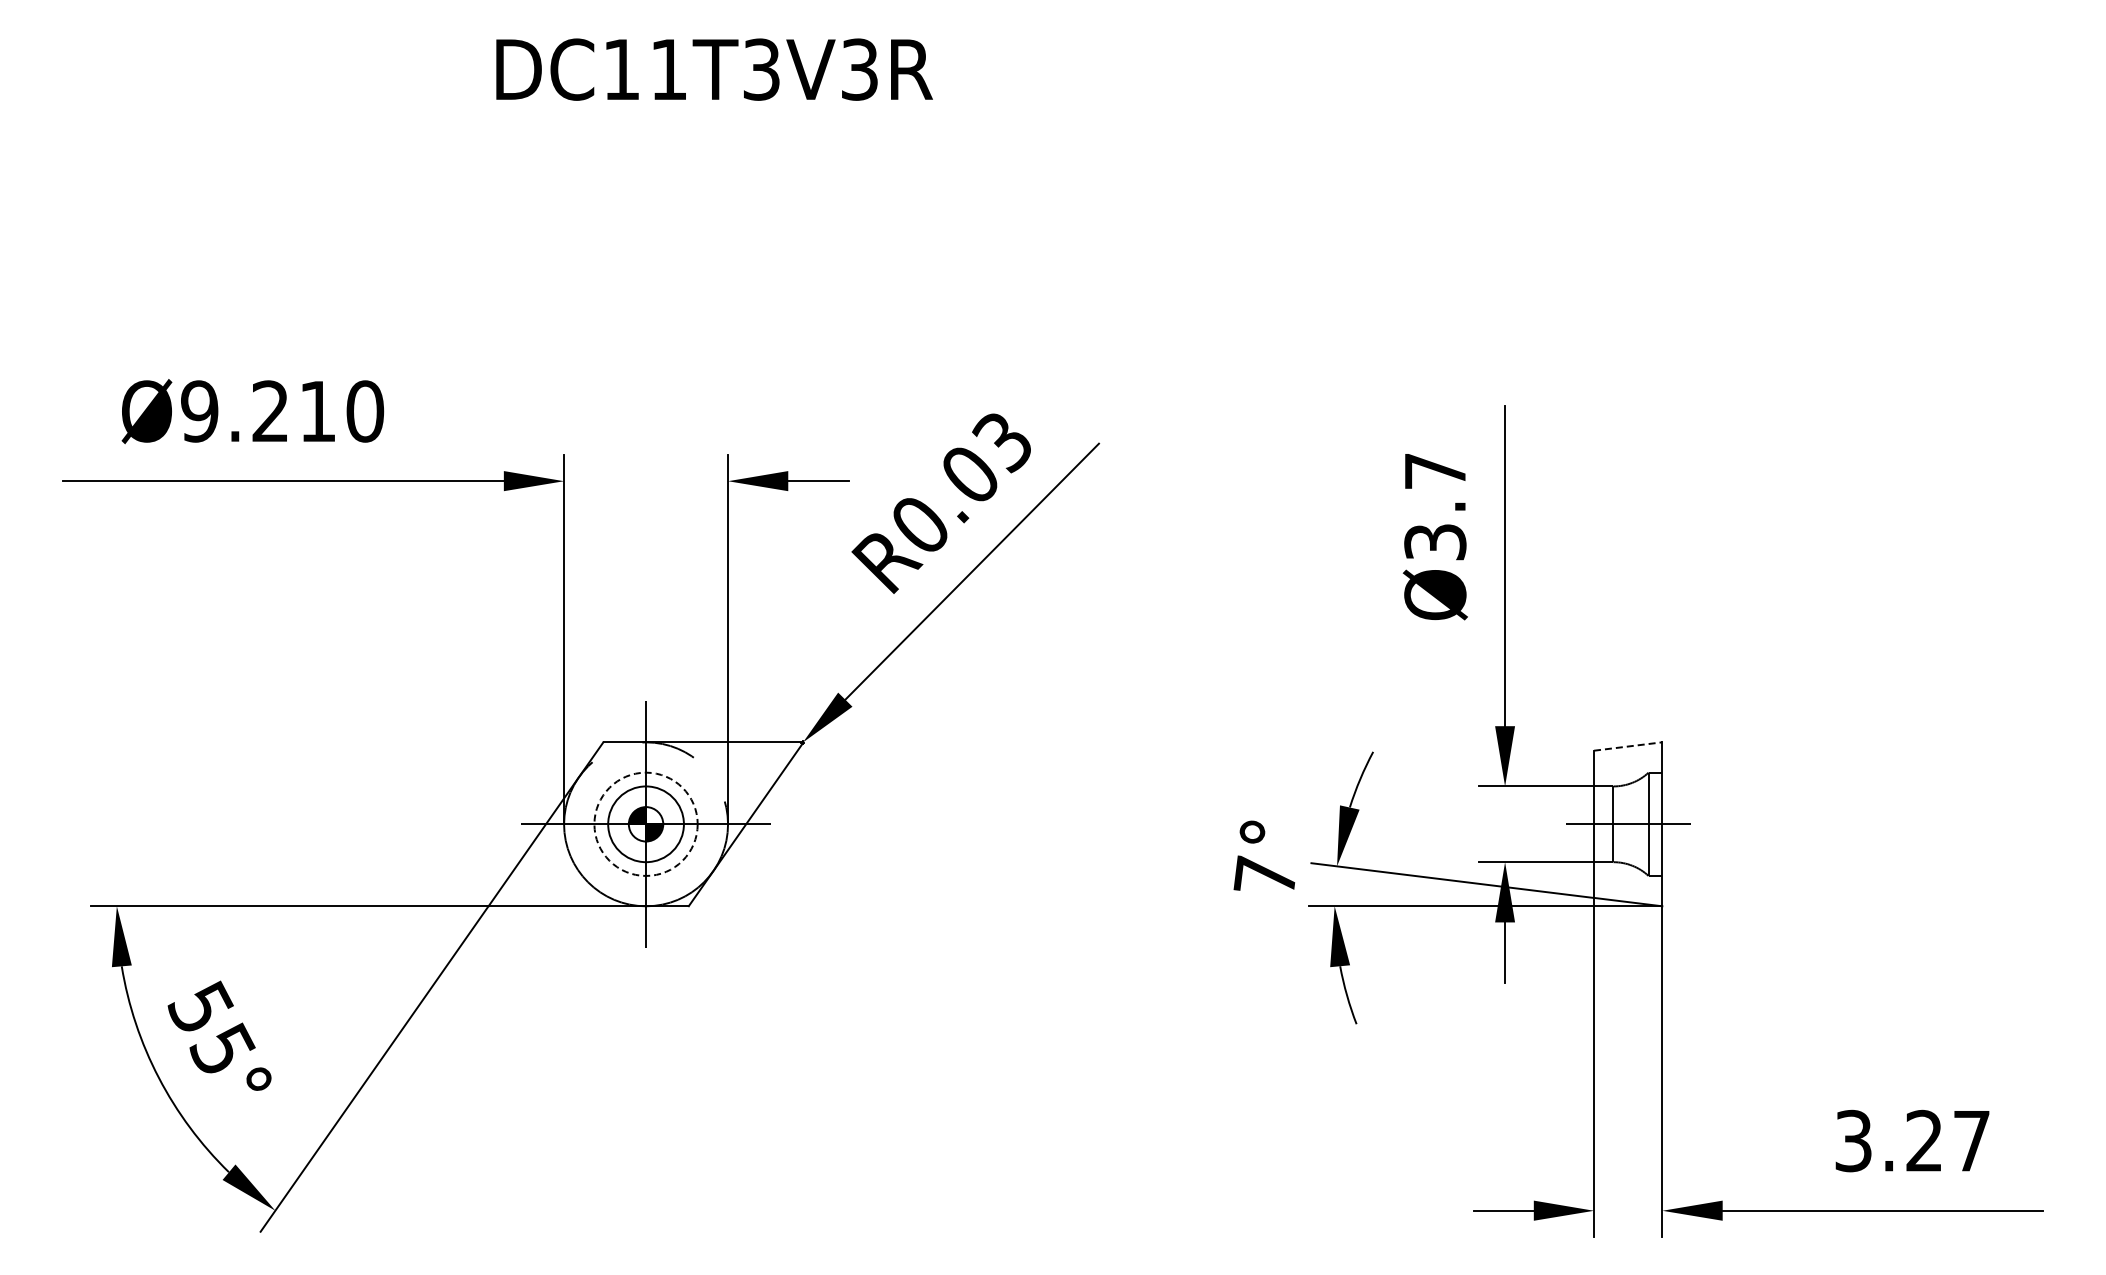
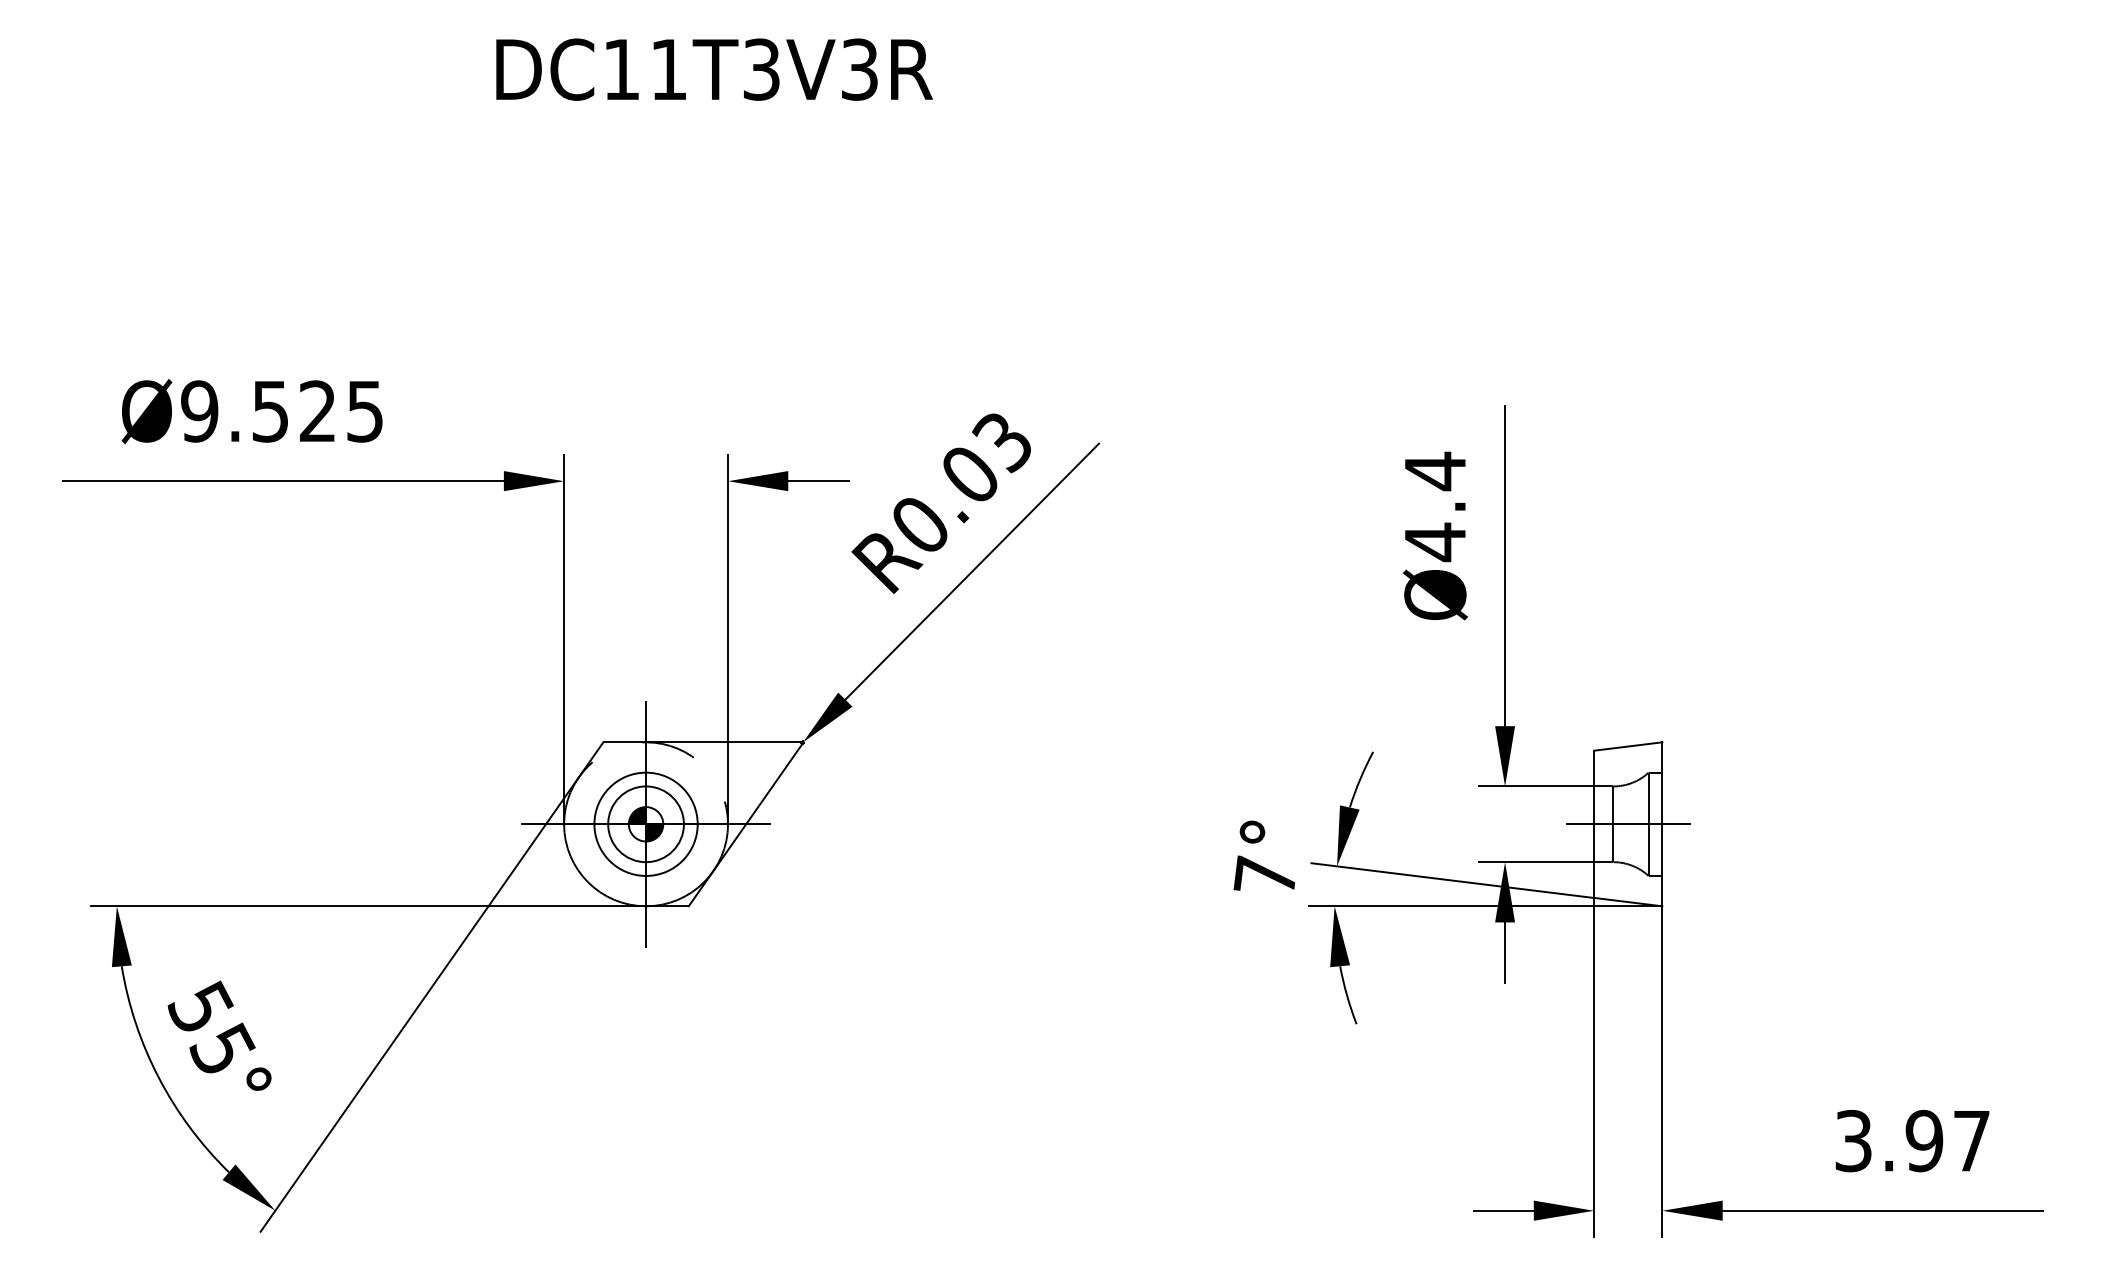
text: Ø9.210 -> Ø9.525 (318, 411)
text: Ø3.7 -> Ø4.4 (1435, 506)
line: dashed -> solid (1628, 746)
circle: dashed -> solid (645, 823)
text: 3.27 -> 3.97 (1924, 1141)
